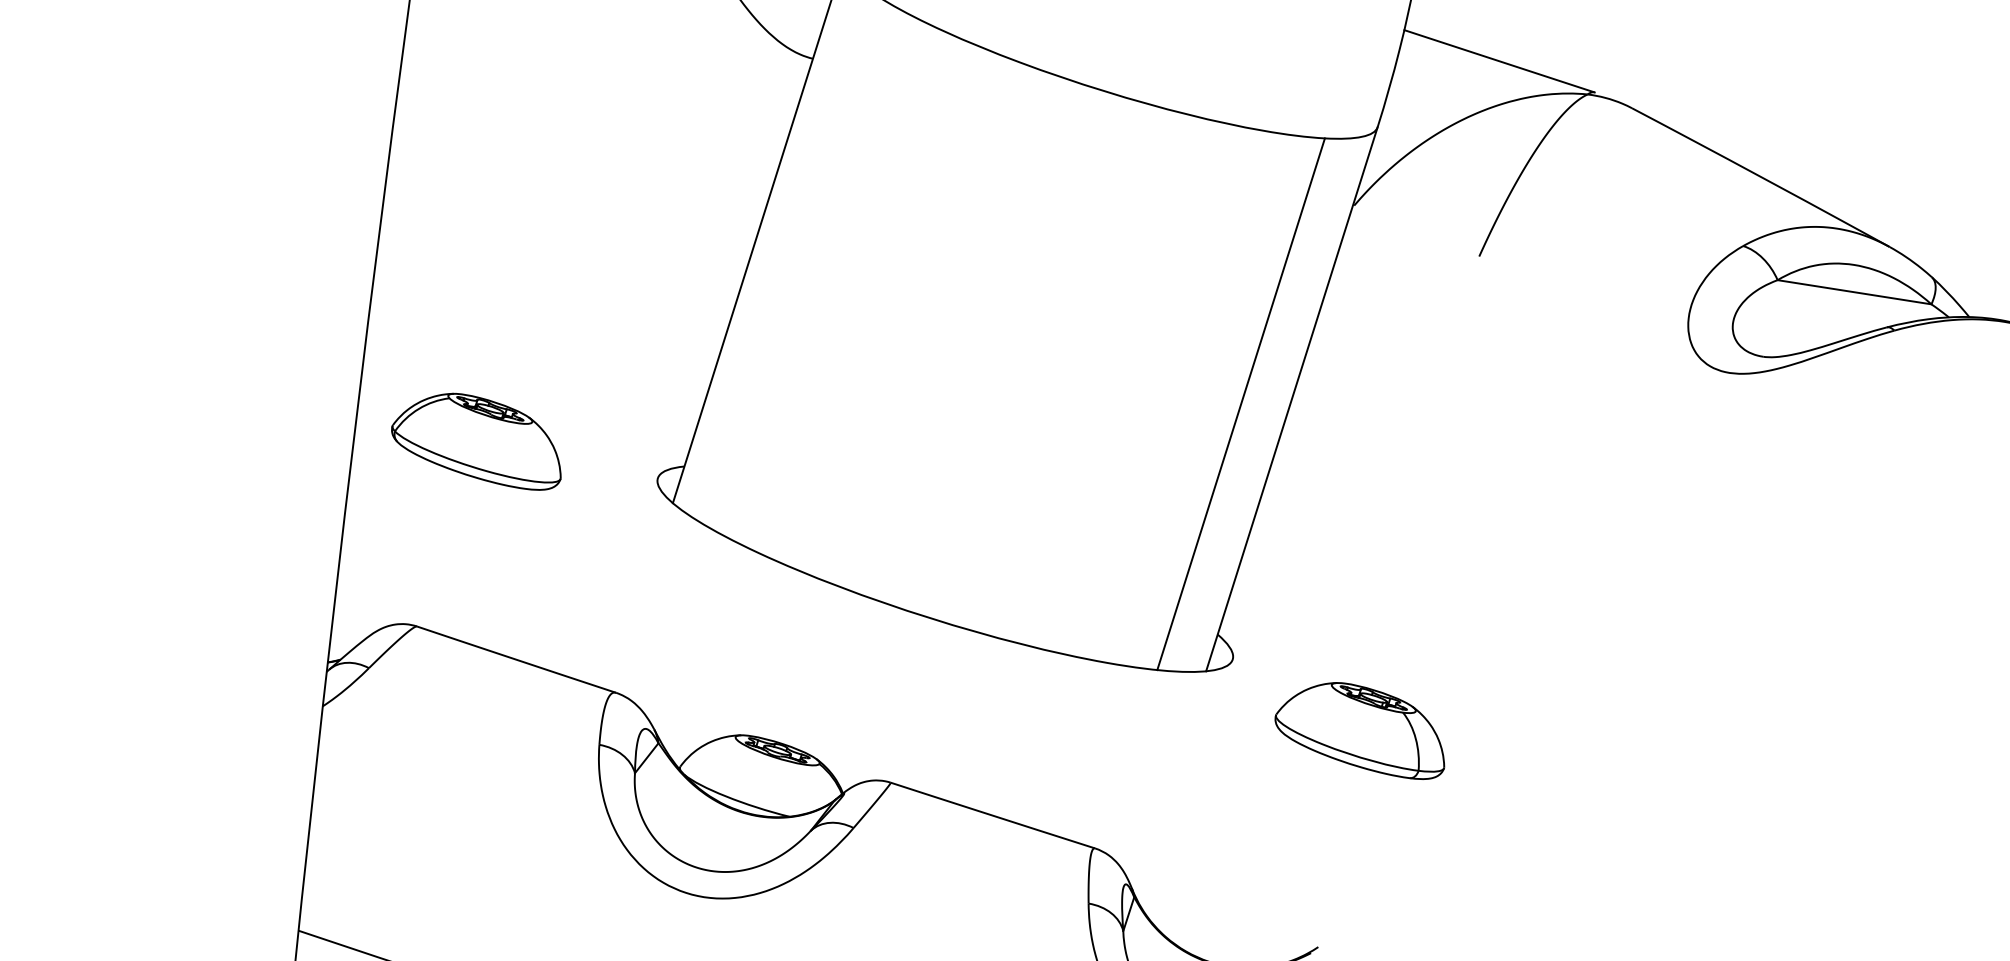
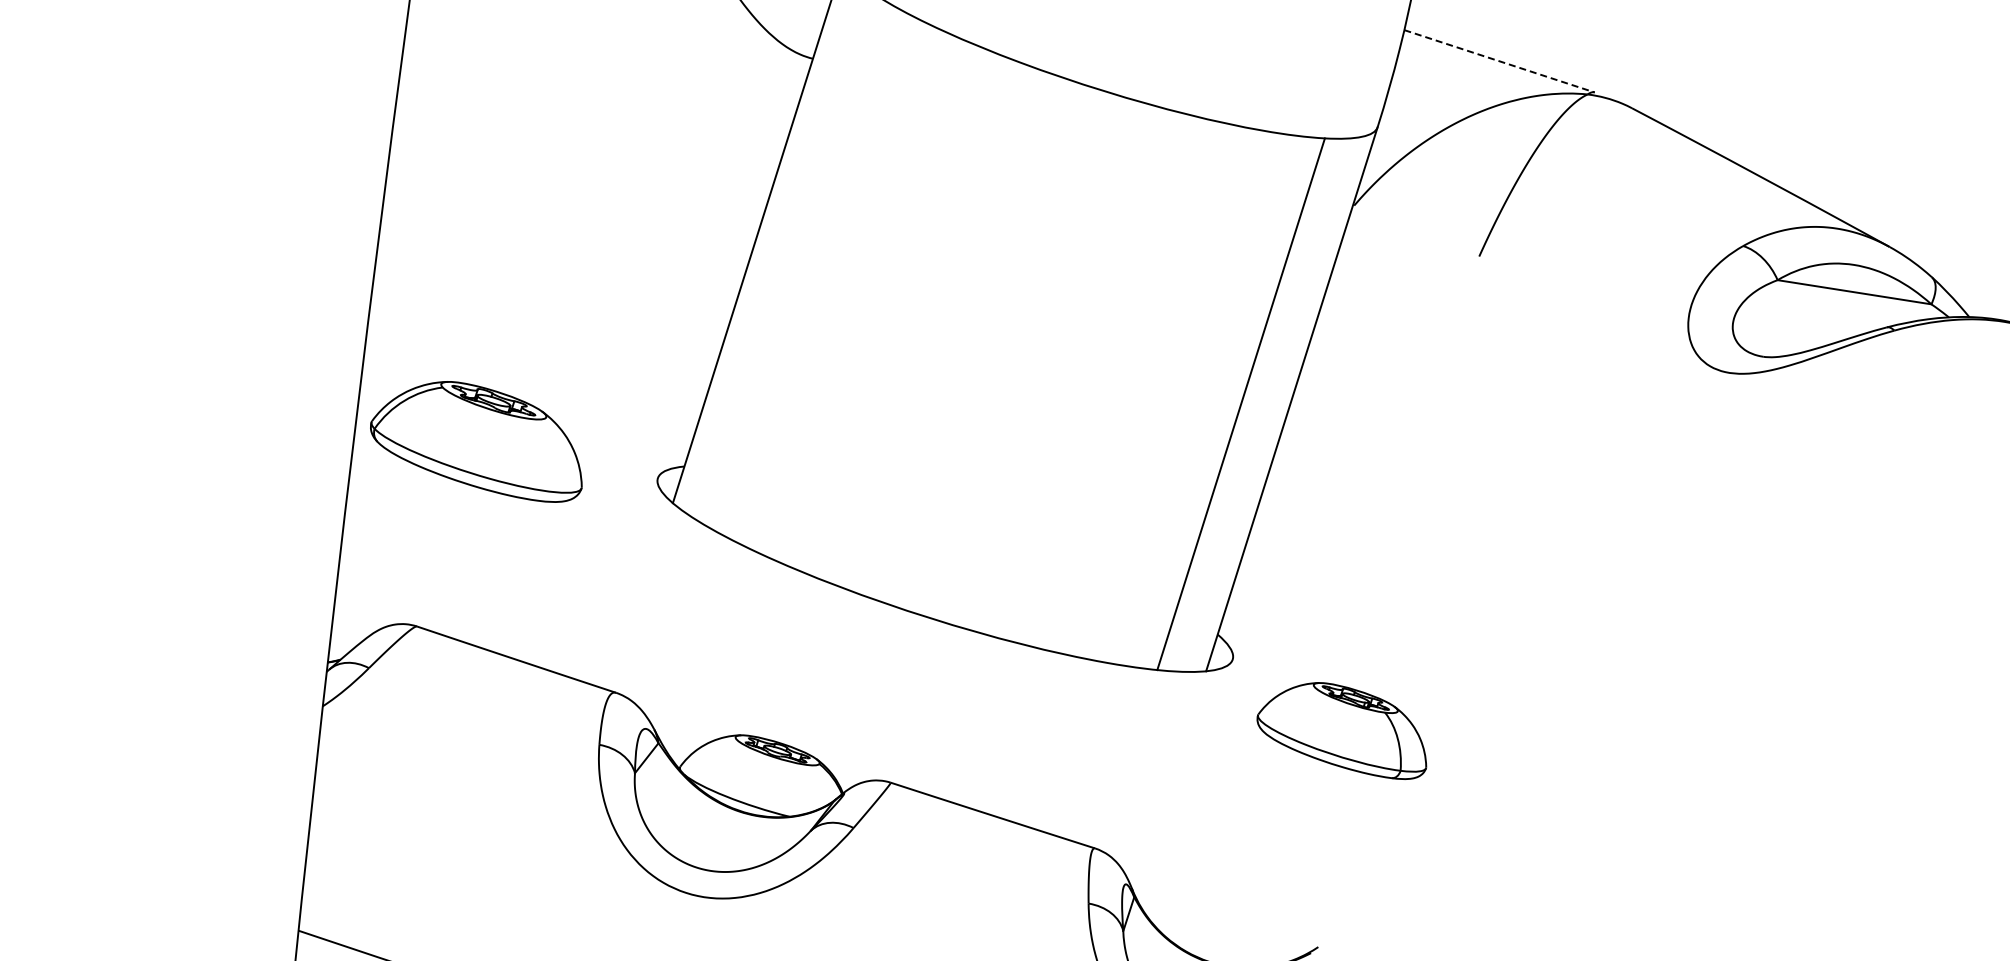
line: solid -> dashed (1500, 61)
part size: 171x99 px -> 213x122 px (476, 441)
part position: (1359, 730) -> (1341, 730) (1341, 730)
